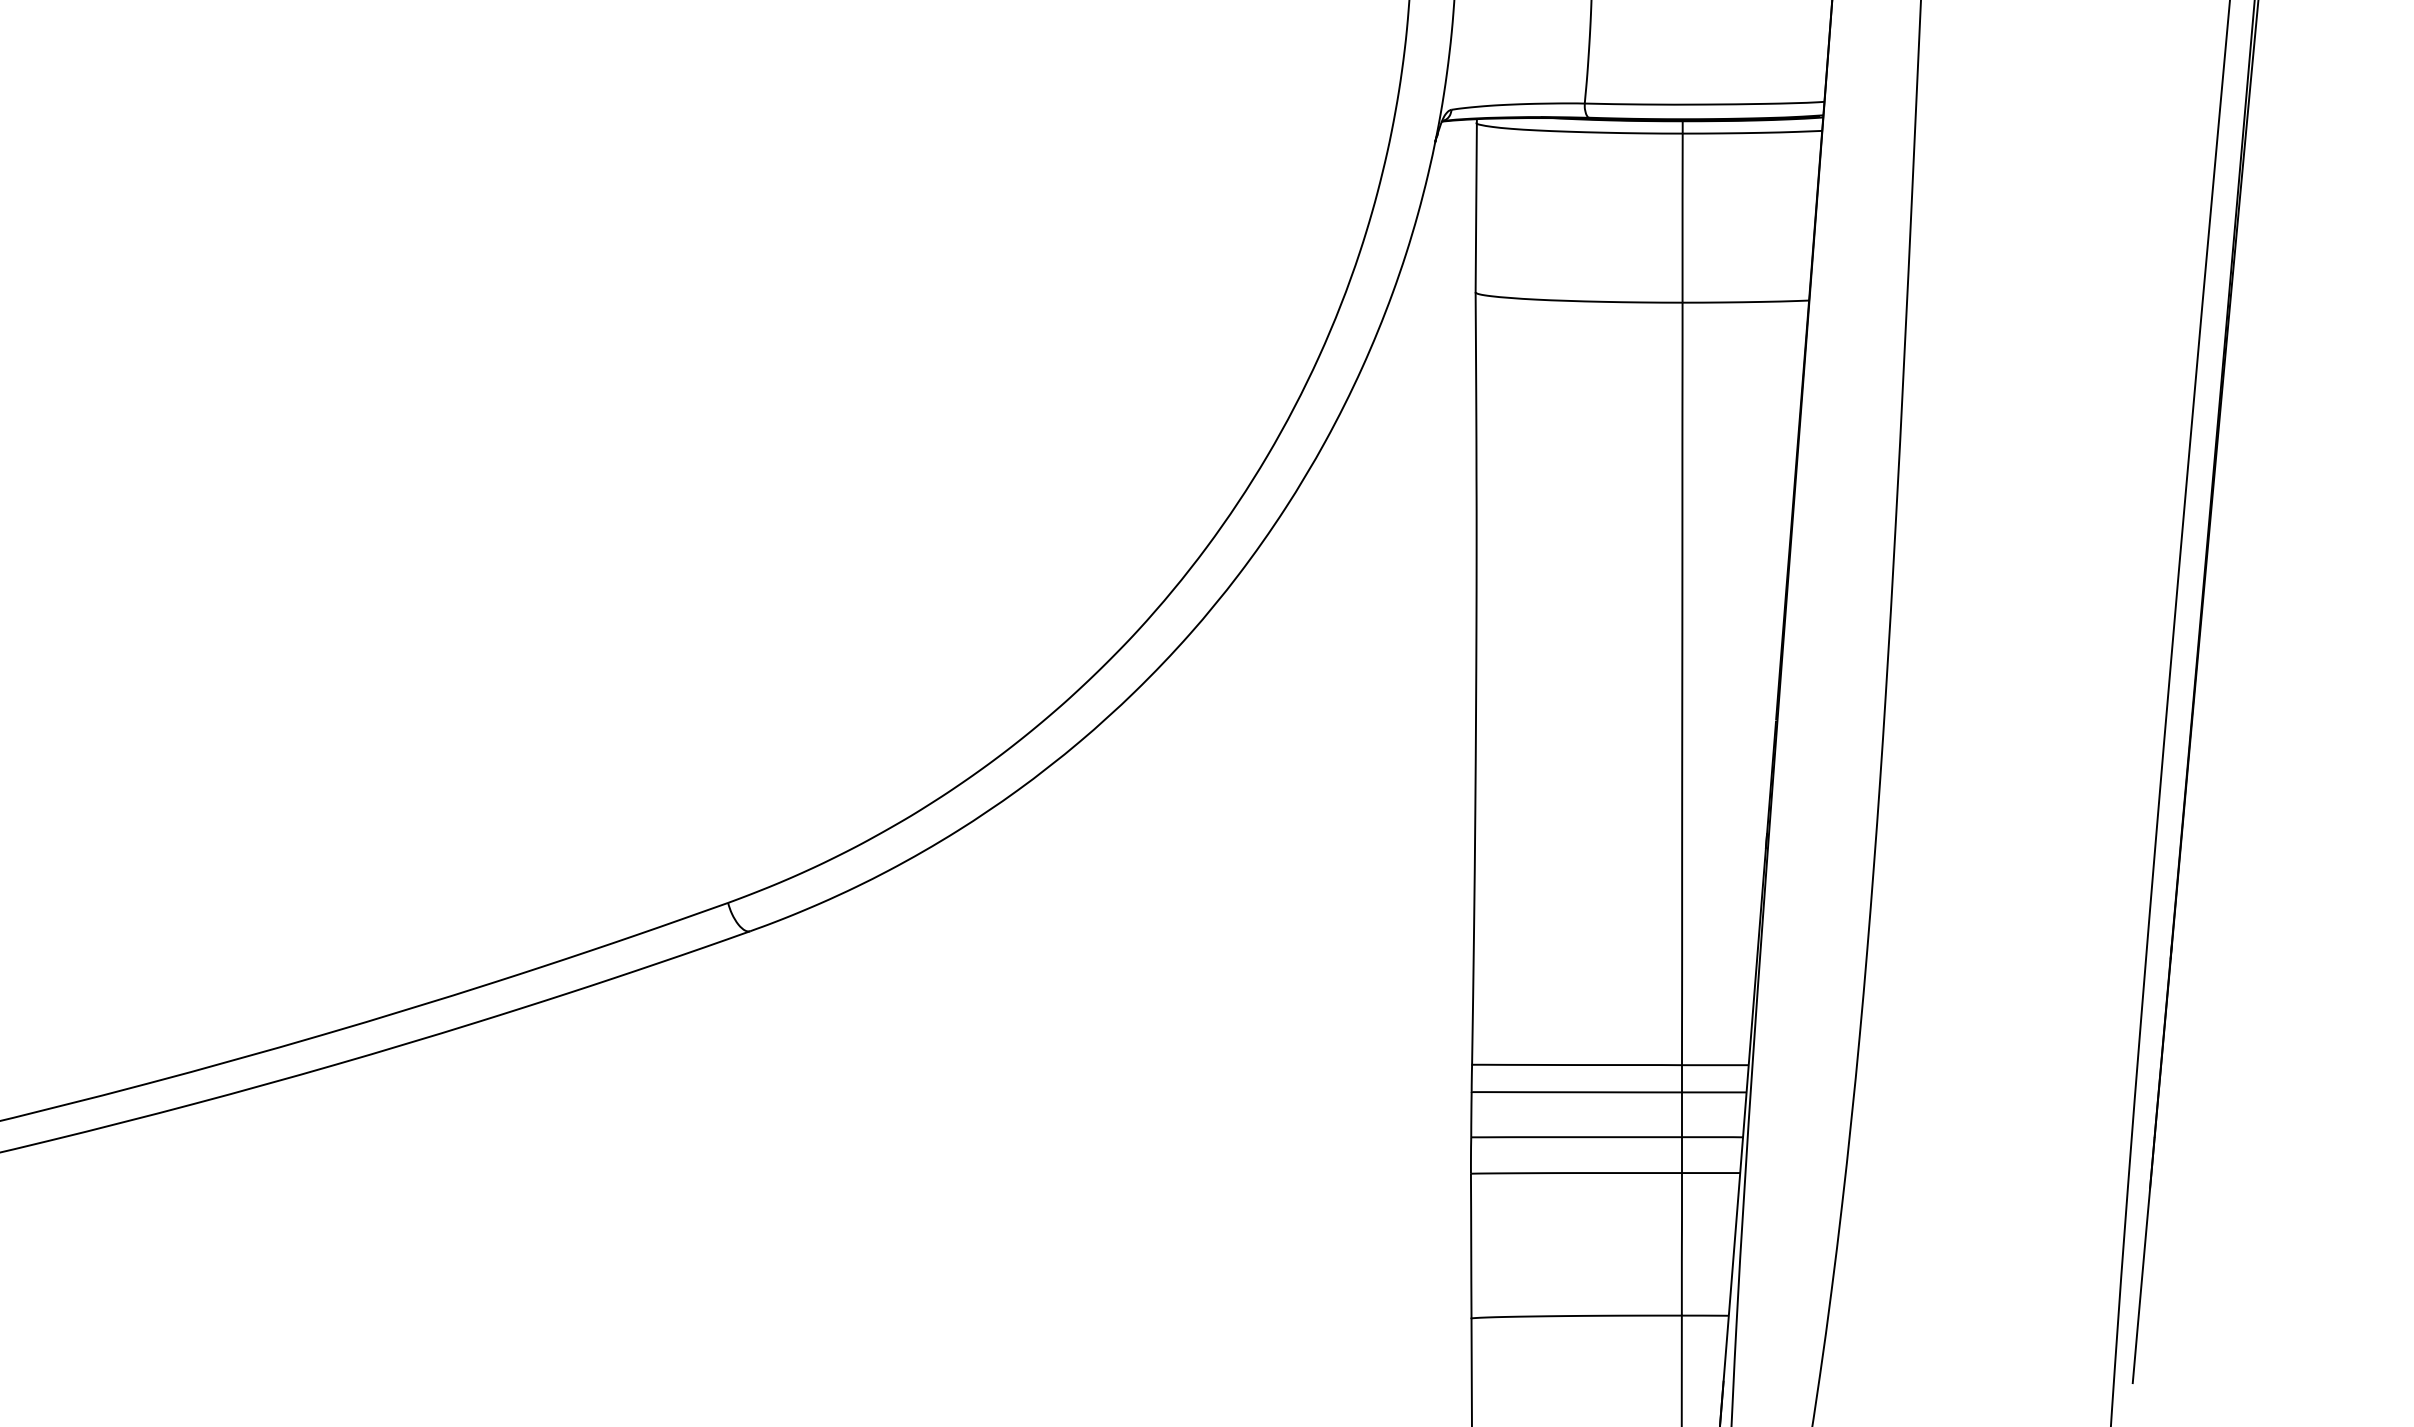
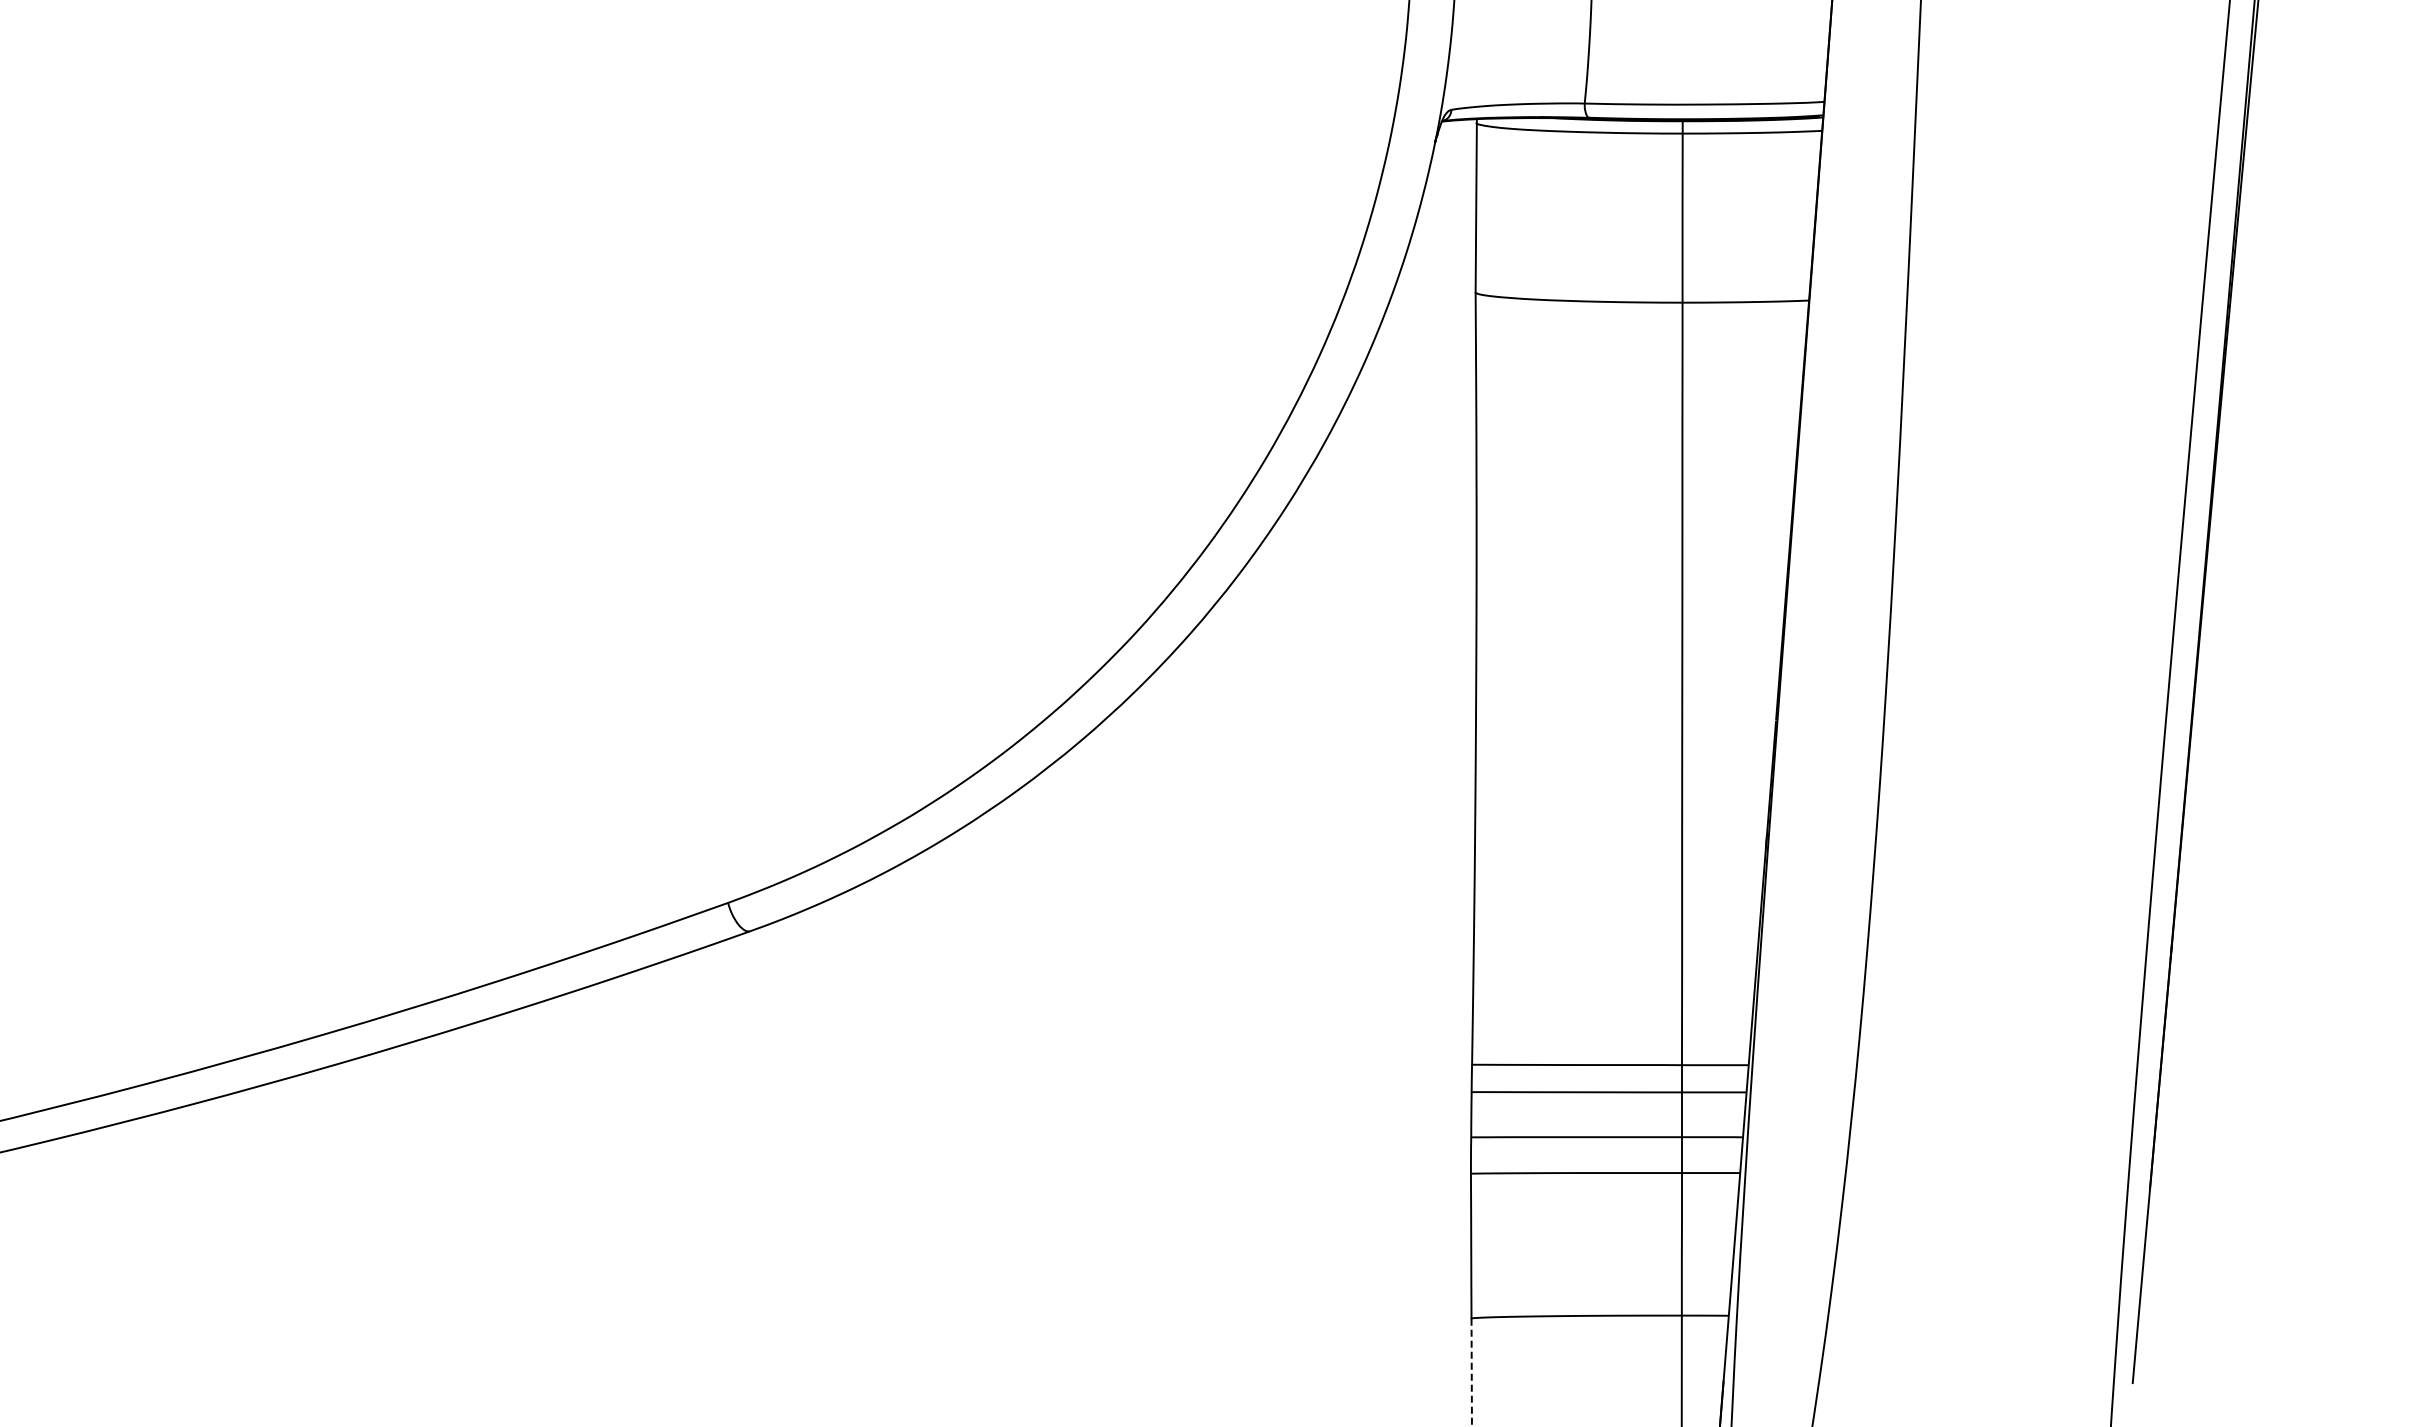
line: solid -> dashed (1471, 1372)
